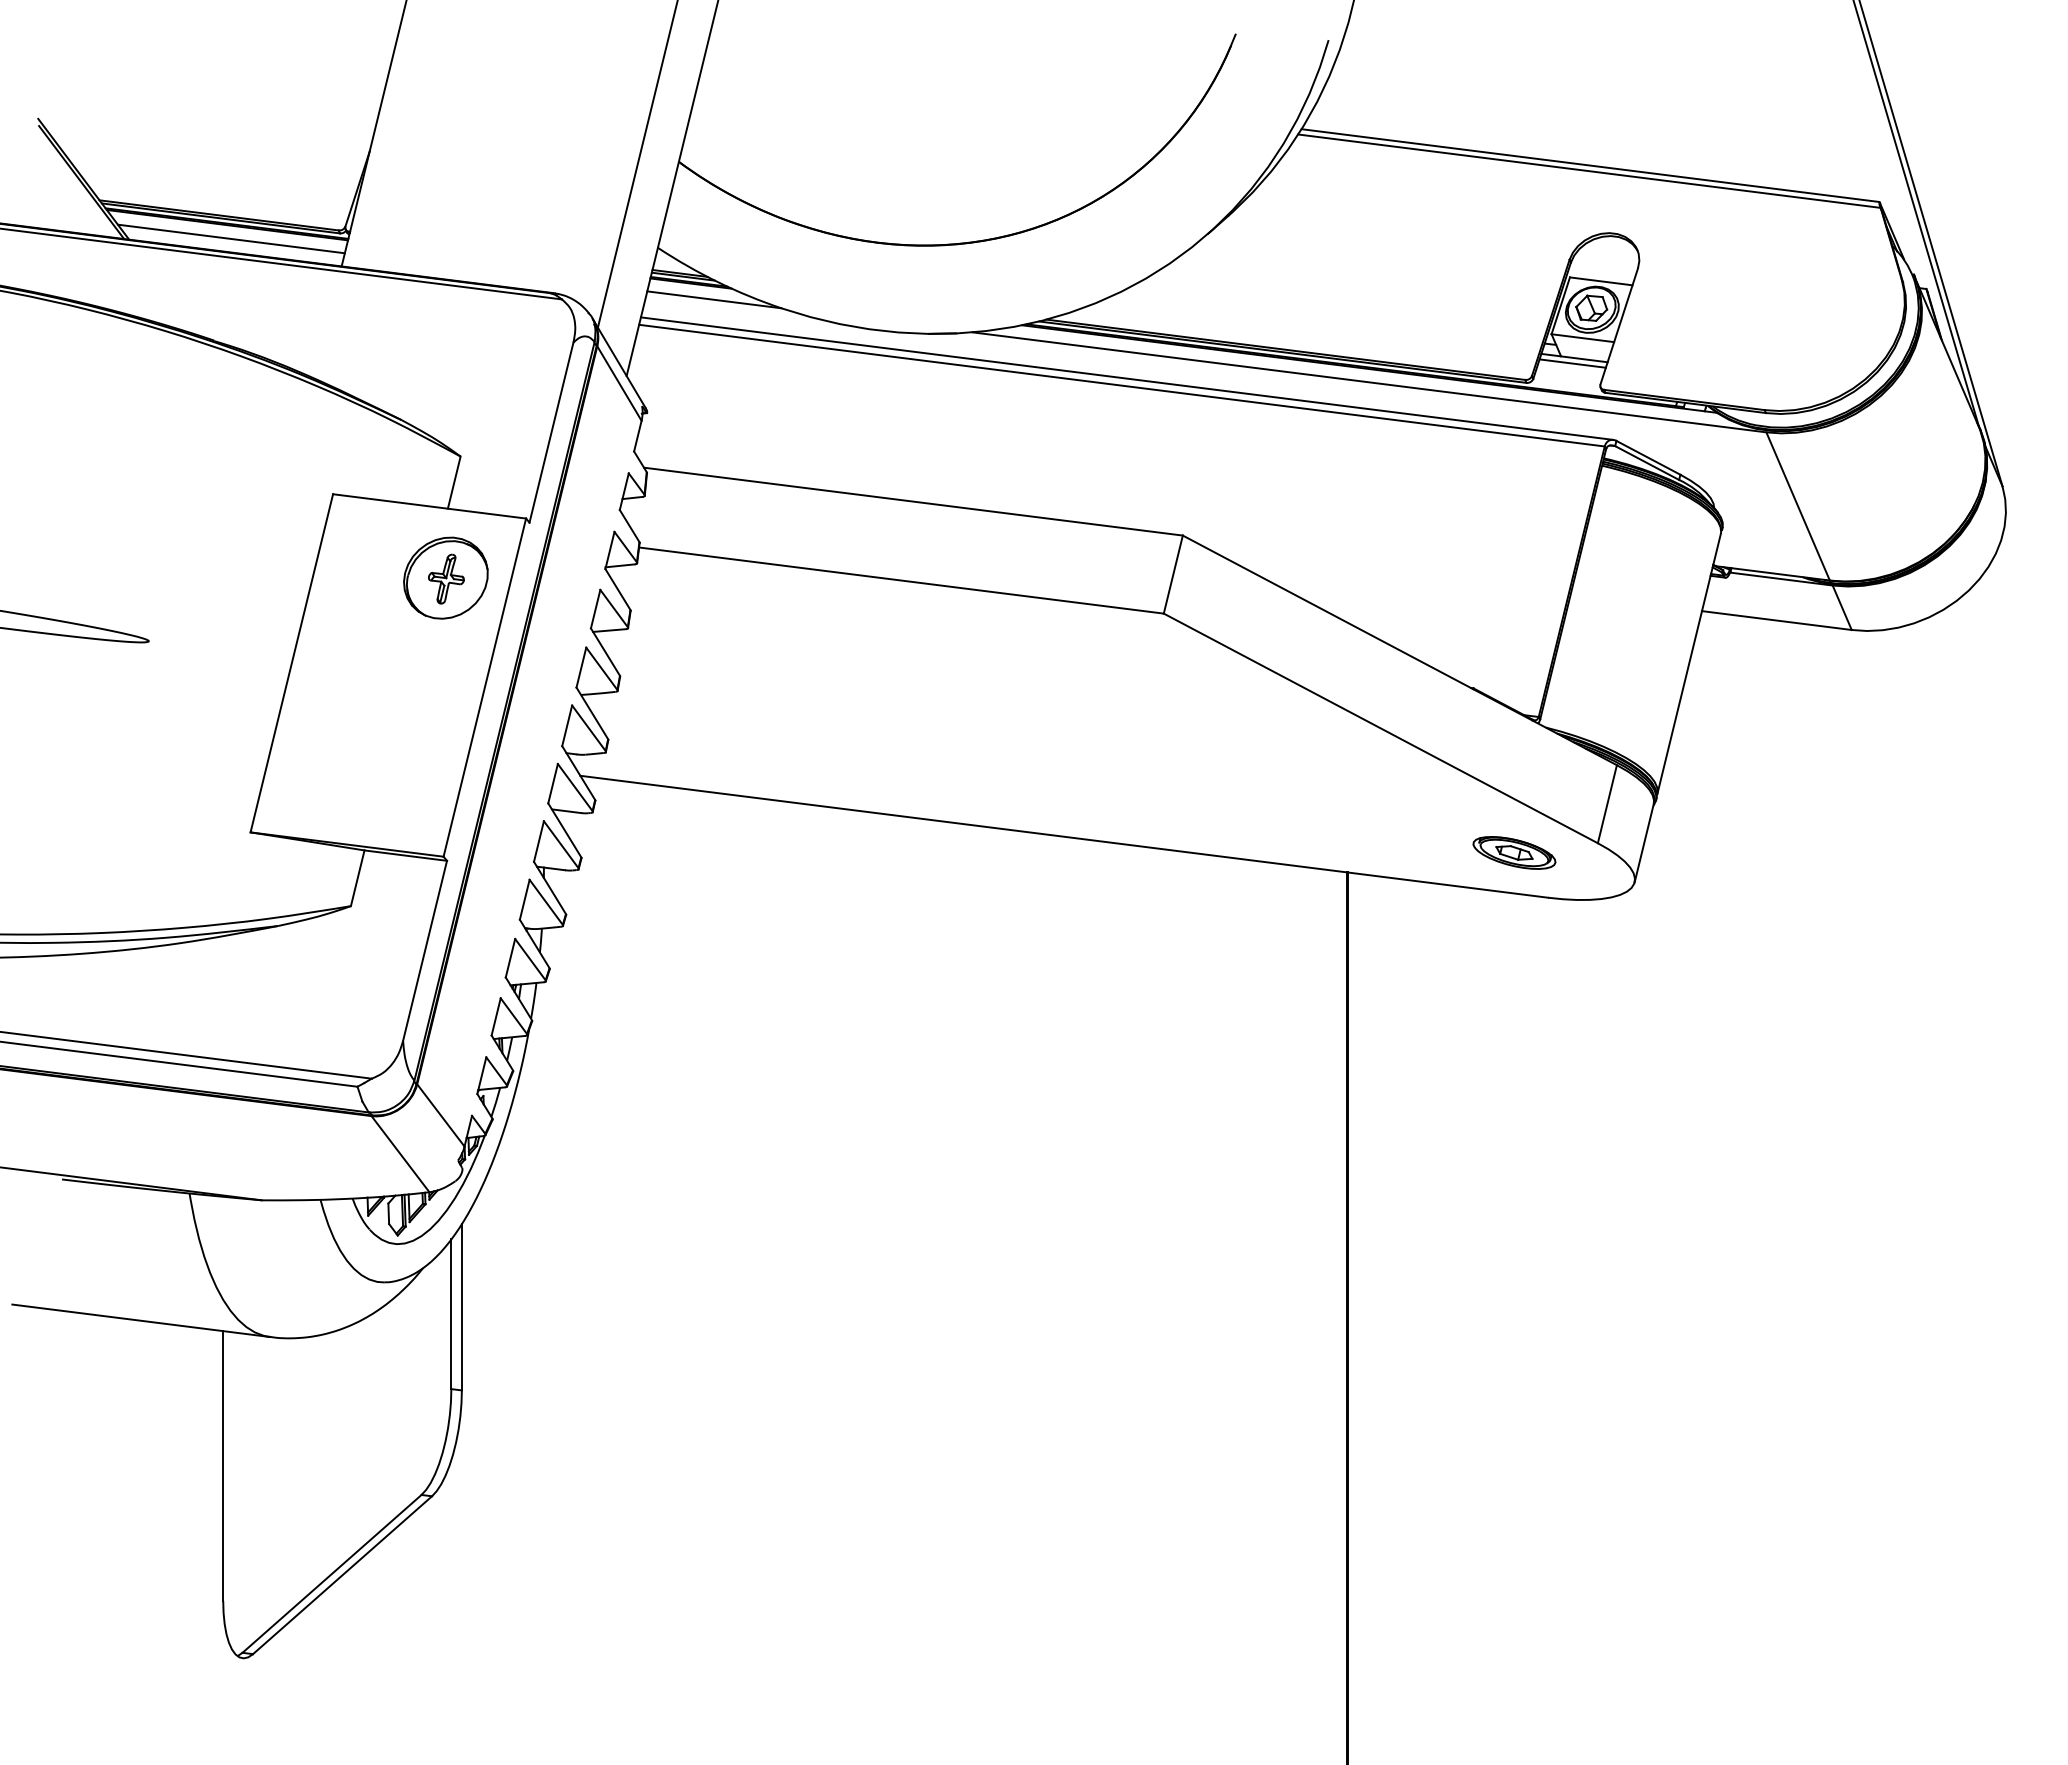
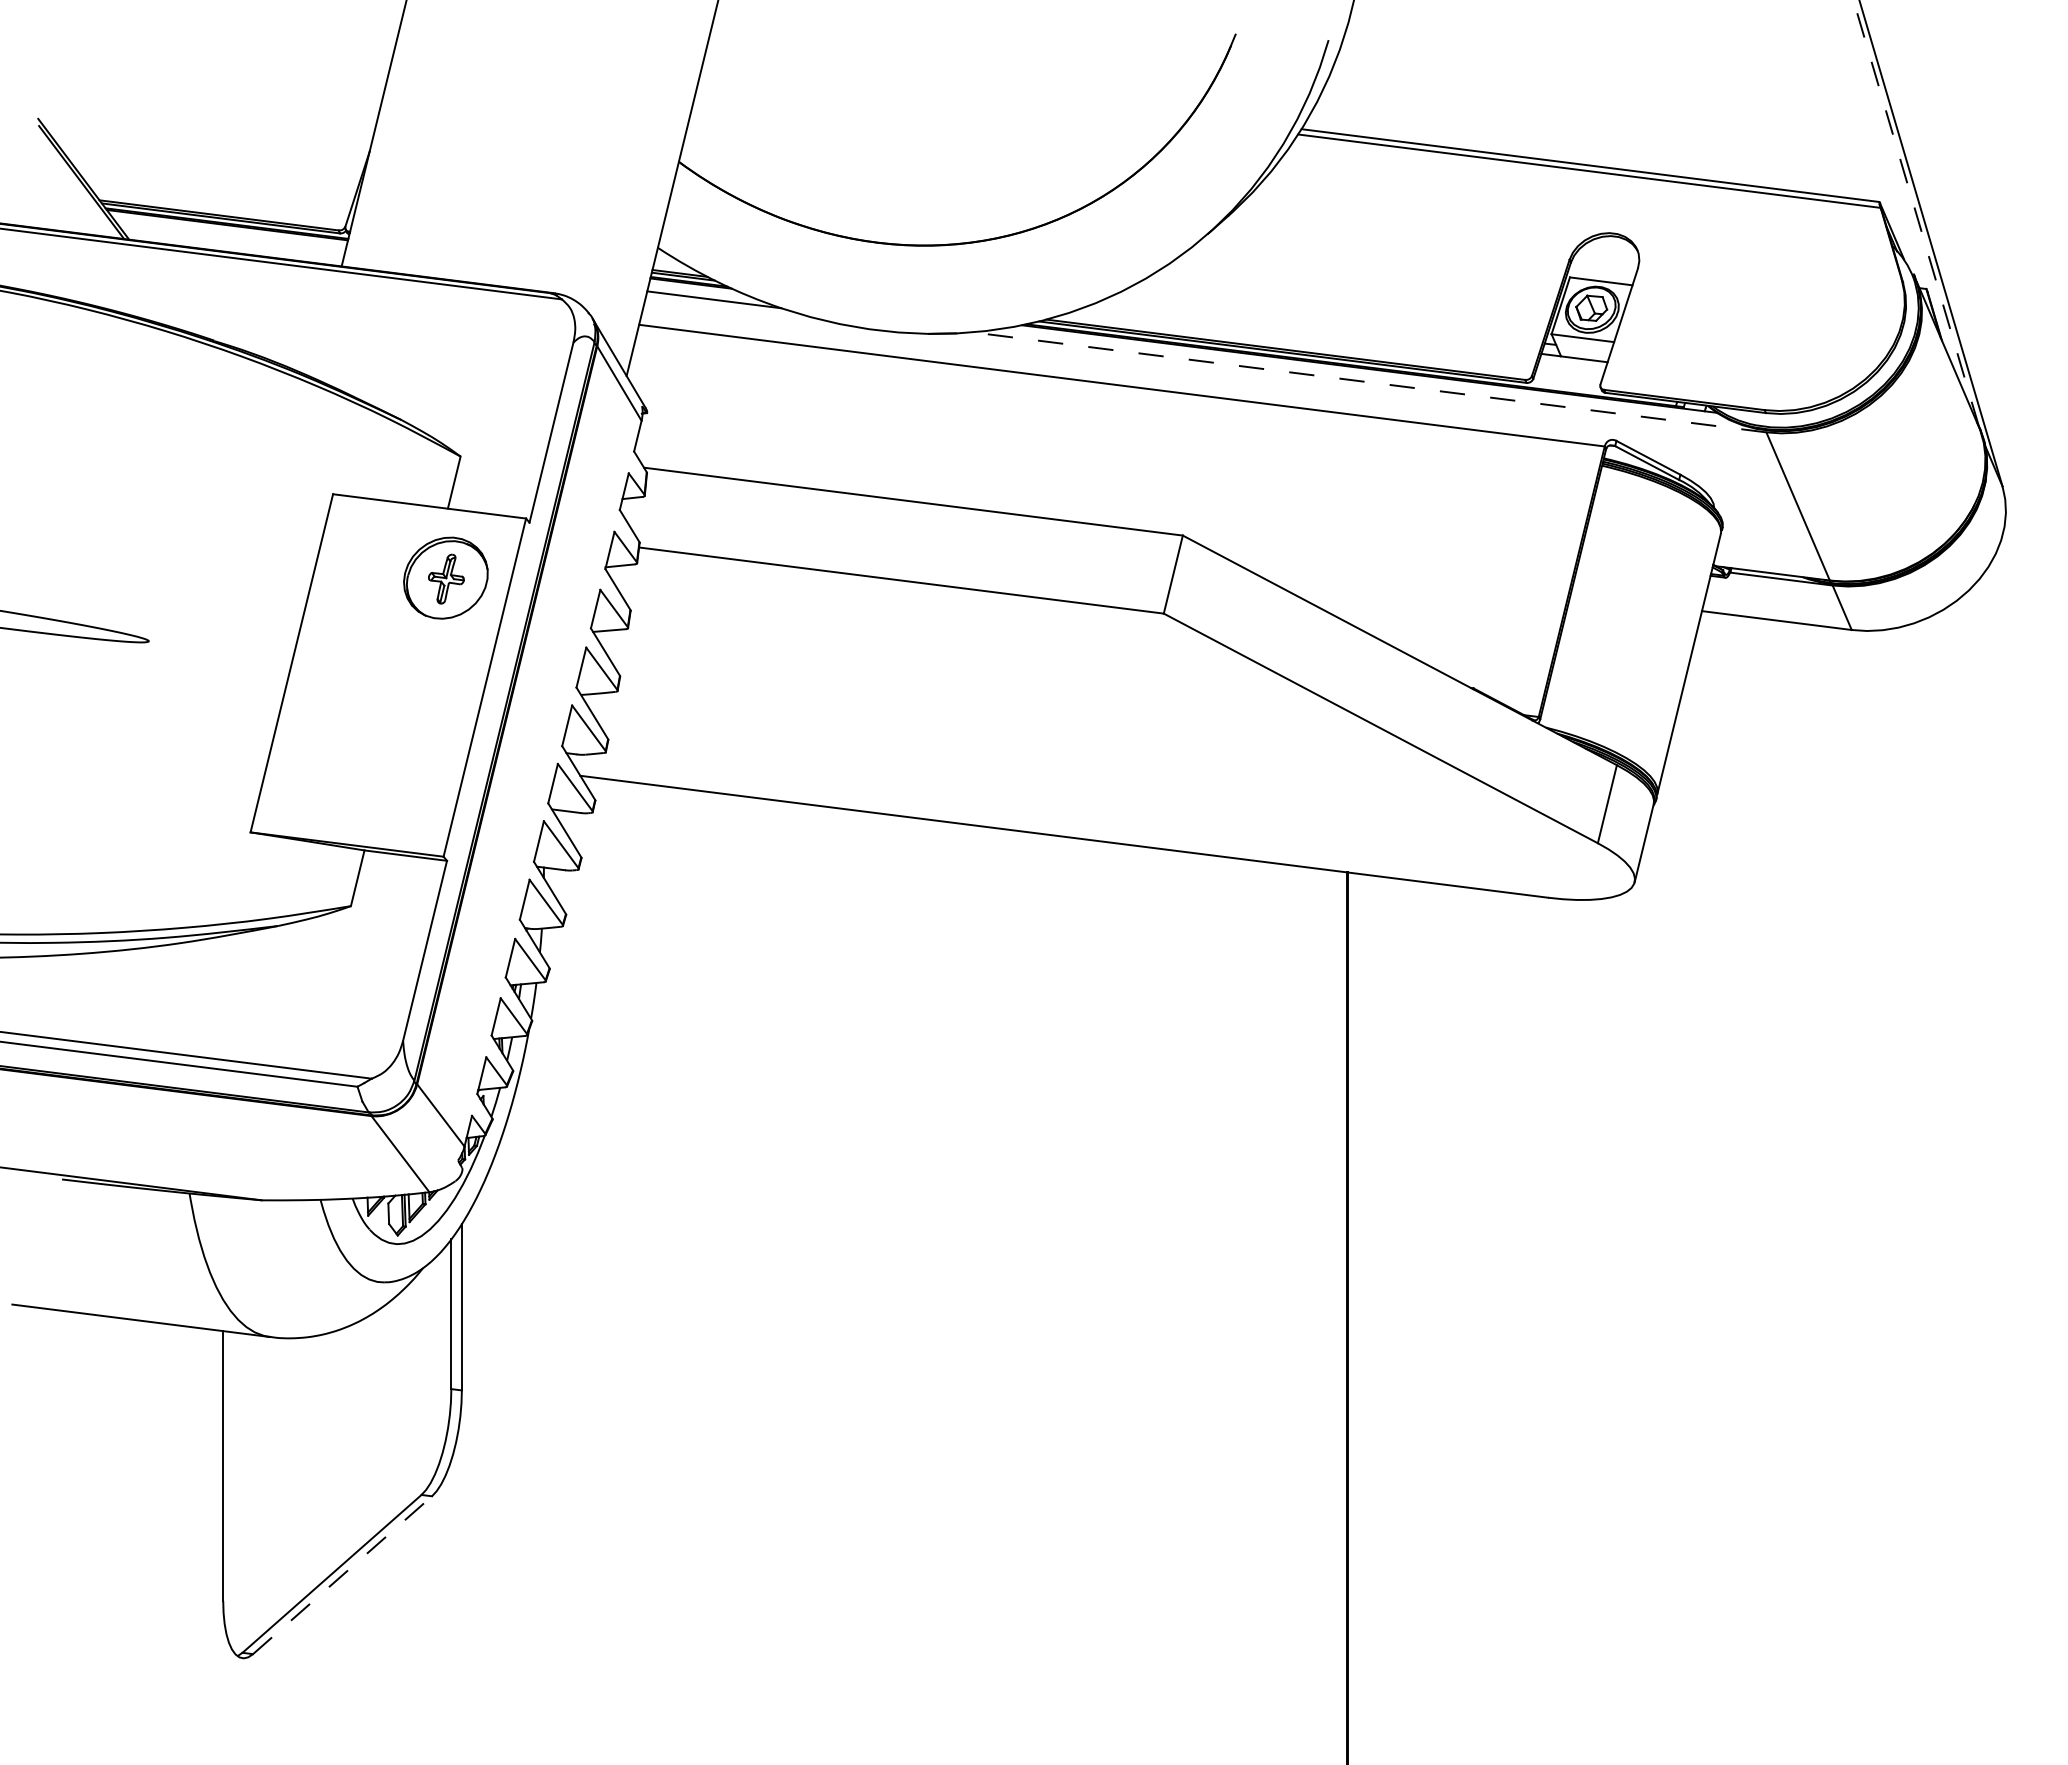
line: present -> none (637, 164)
line: solid -> dashed (1916, 213)
line: present -> none (230, 238)
line: present -> none (1572, 363)
line: present -> none (1126, 378)
line: solid -> dashed (1369, 382)
part: present -> none (1514, 852)
line: solid -> dashed (342, 1574)
